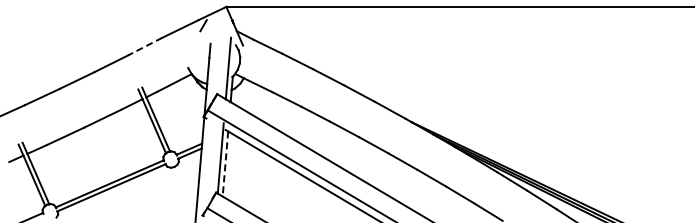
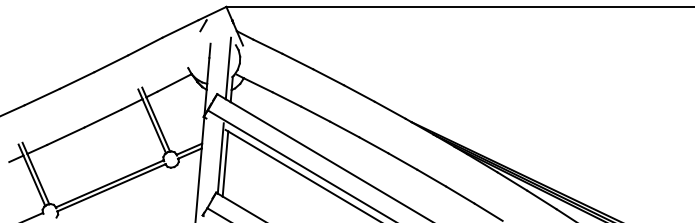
line: dashed -> solid (144, 46)
line: dashed -> solid (225, 163)
